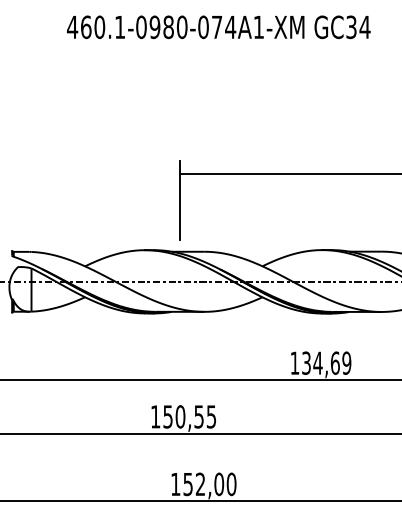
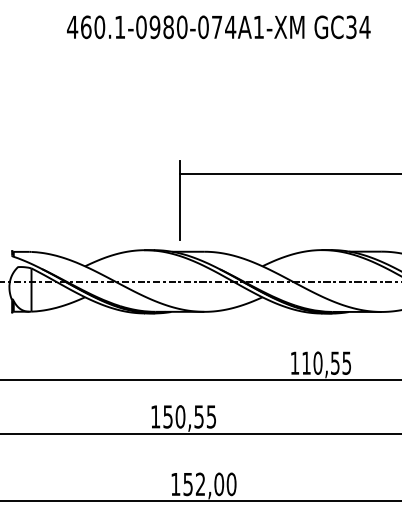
text: 134,69 -> 110,55 (326, 362)
